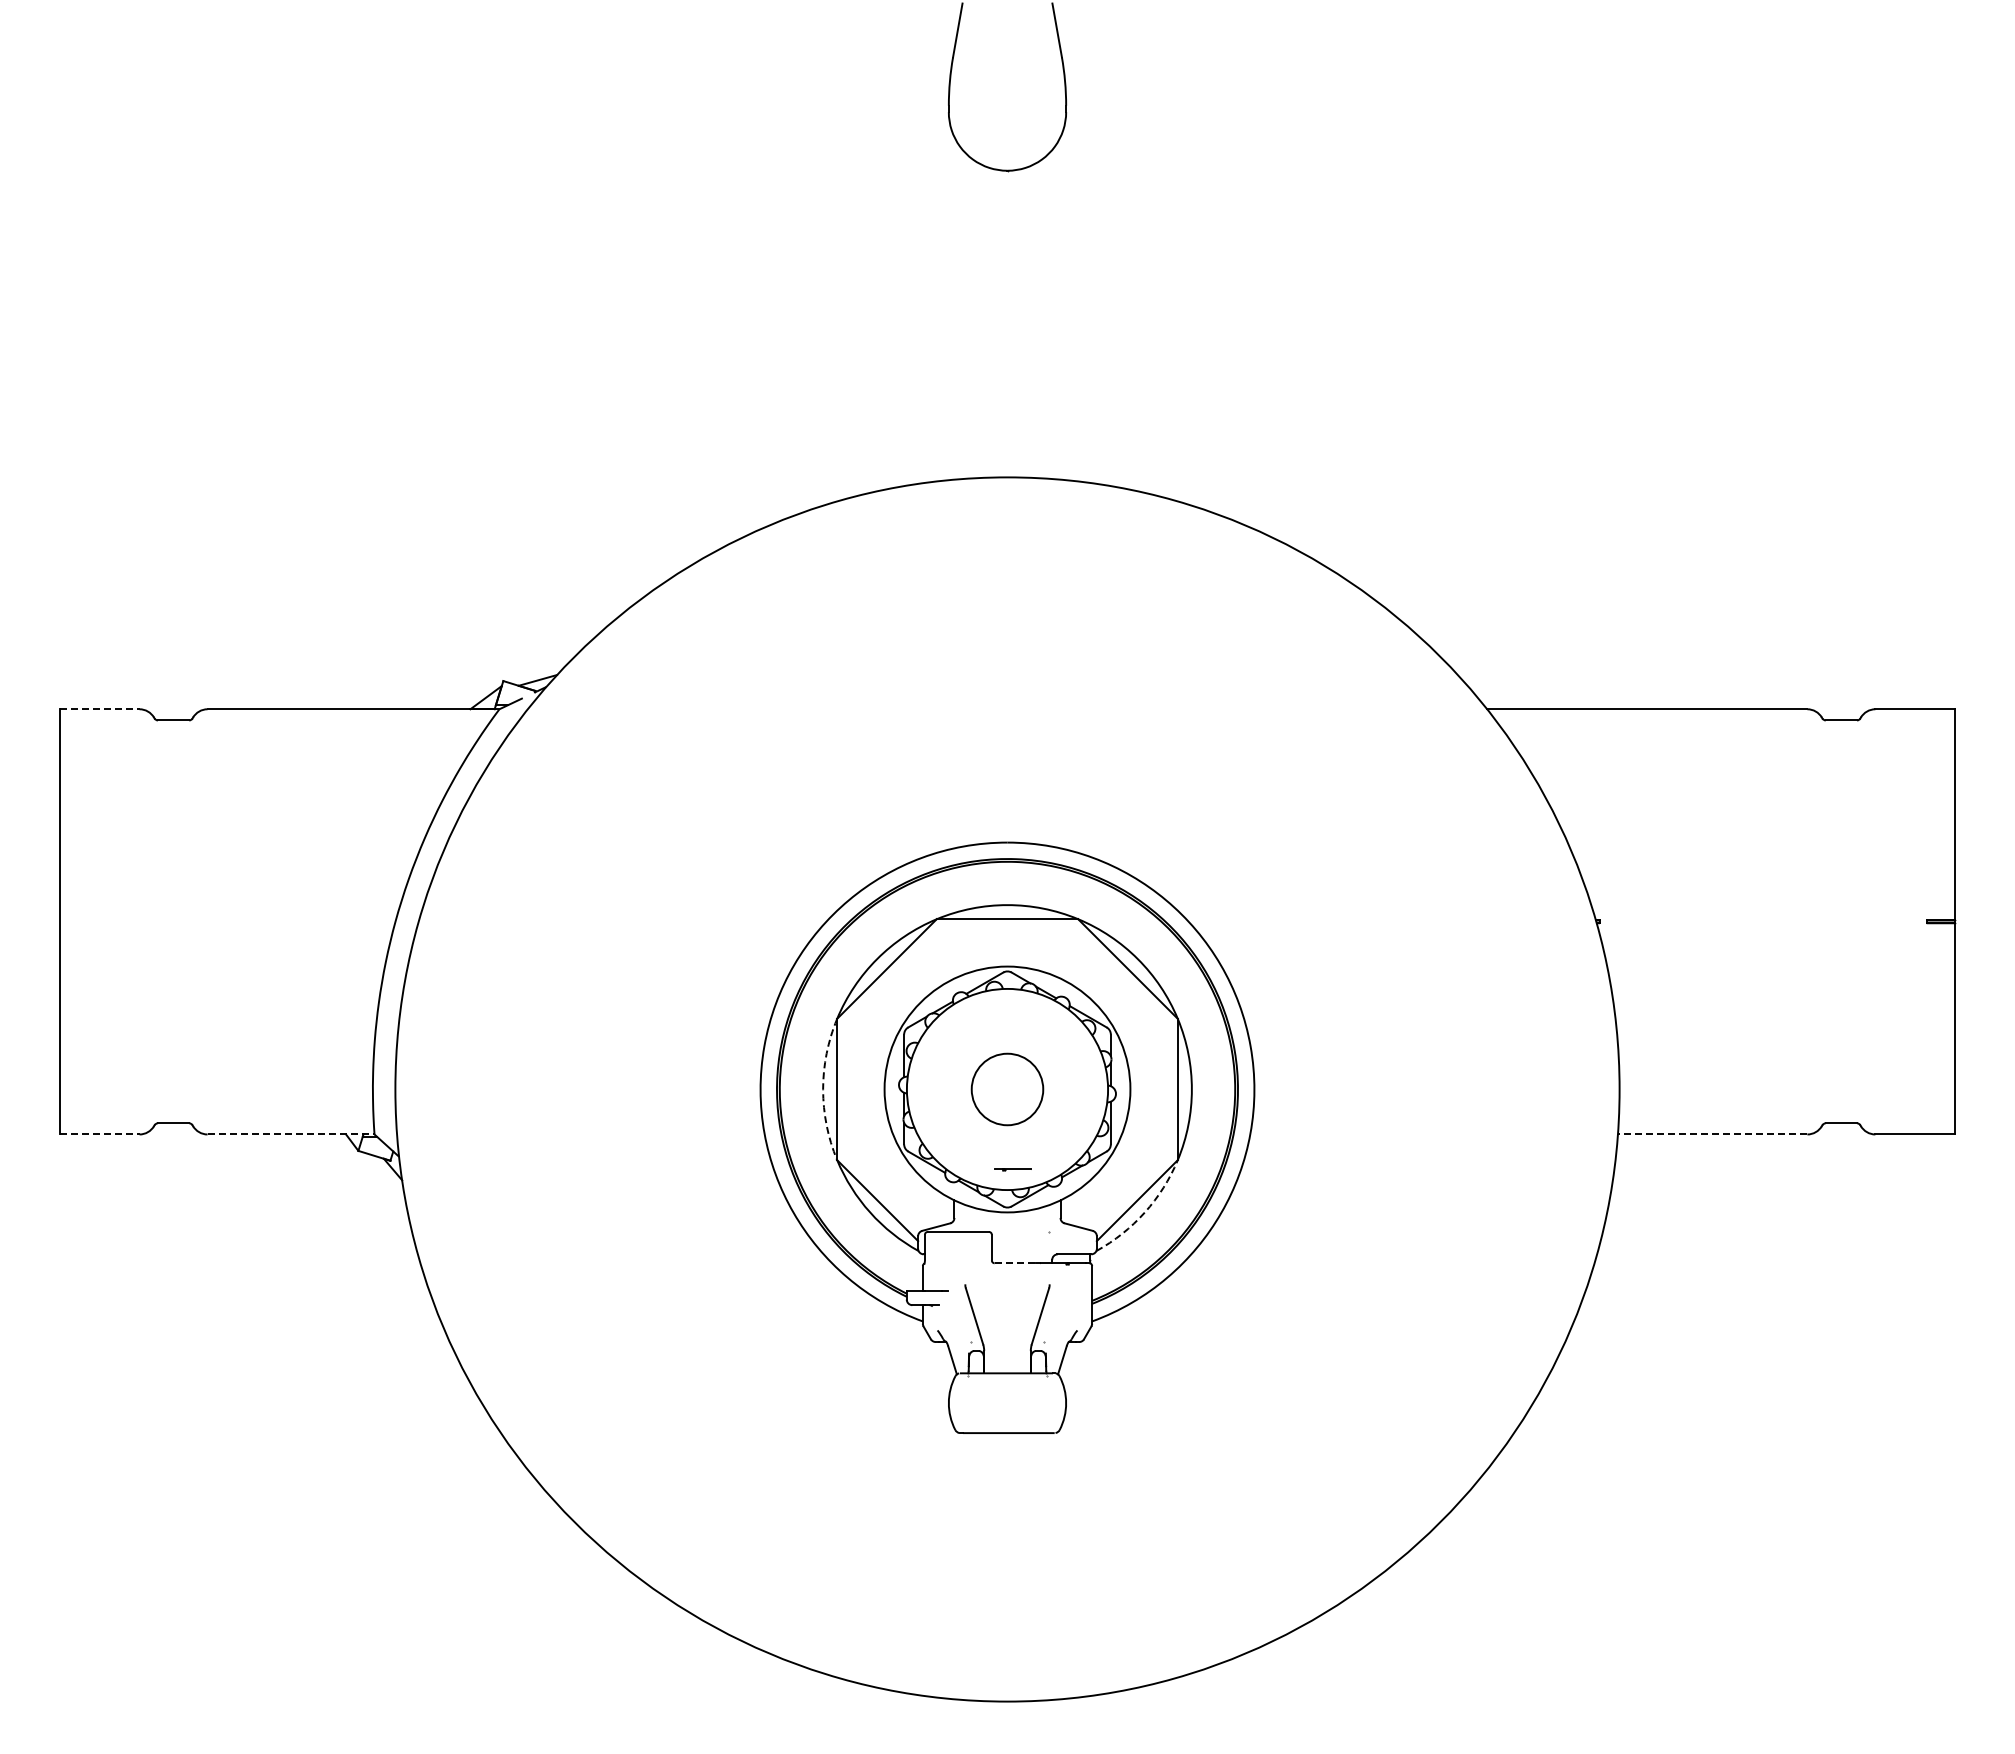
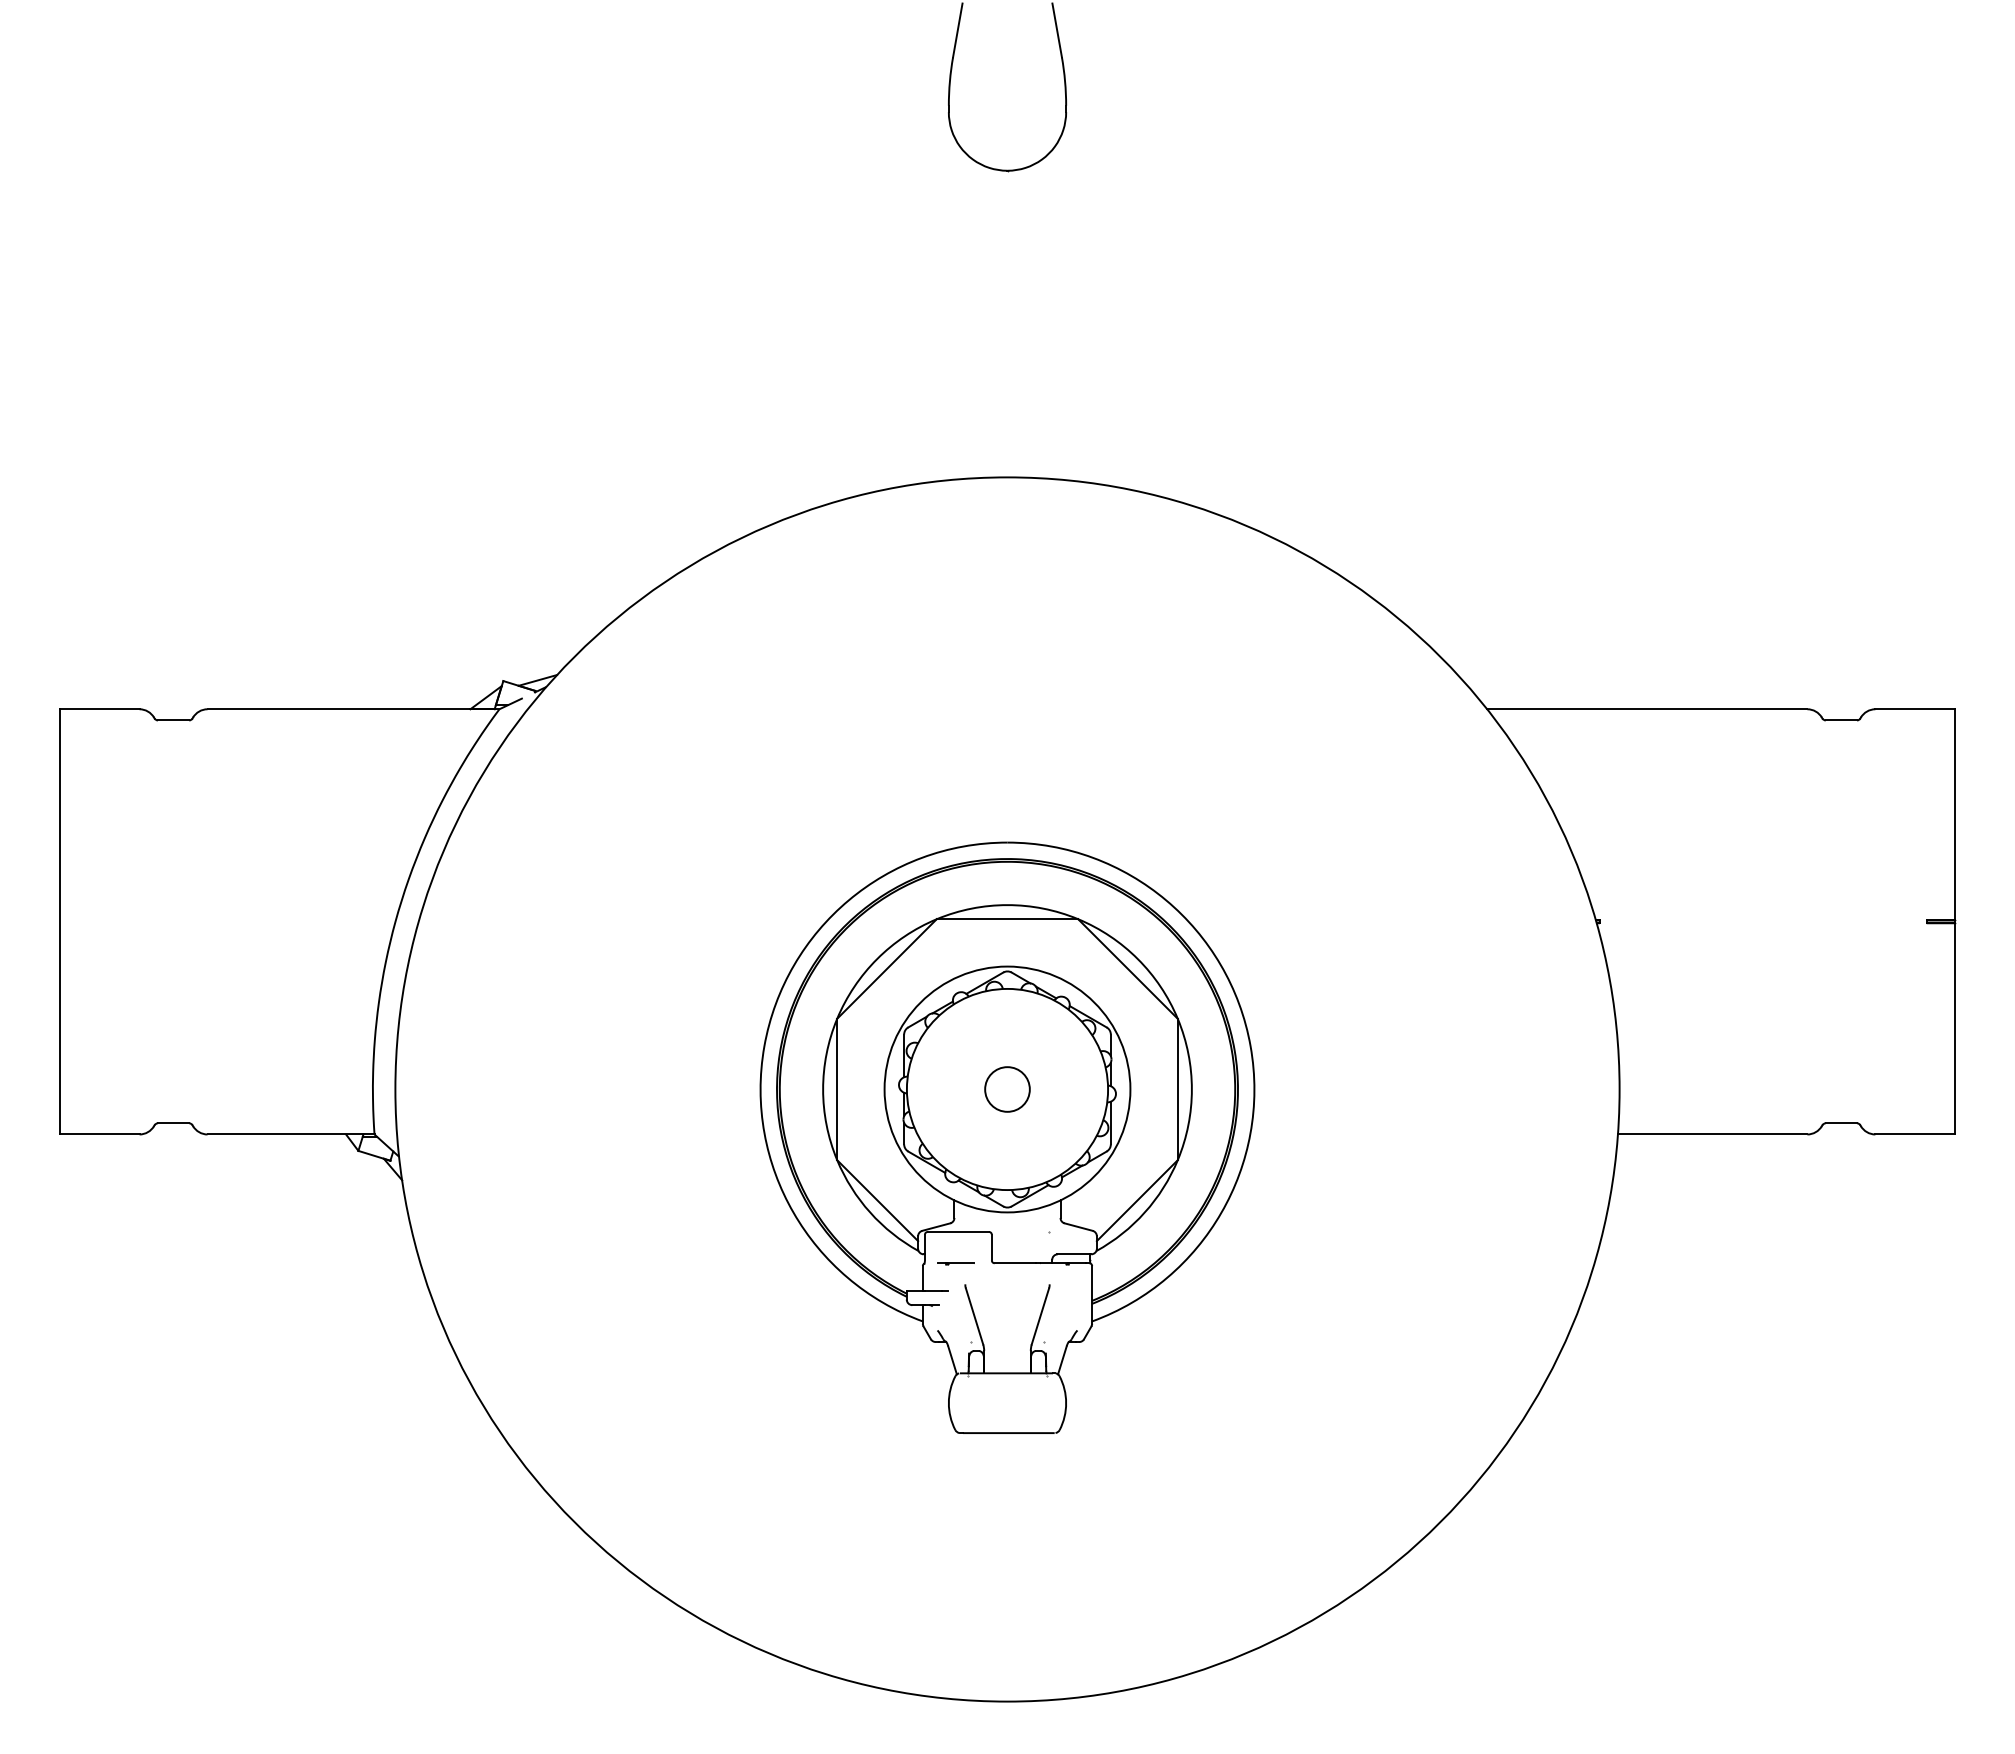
line: dashed -> solid (100, 709)
arc: dashed -> solid (823, 1089)
circle diameter: 72 px -> 45 px (1007, 1089)
line: dashed -> solid (100, 1134)
line: dashed -> solid (291, 1134)
line: dashed -> solid (1712, 1134)
part position: (1012, 1169) -> (955, 1263) (955, 1263)
arc: dashed -> solid (1144, 1212)
line: dashed -> solid (1015, 1263)
